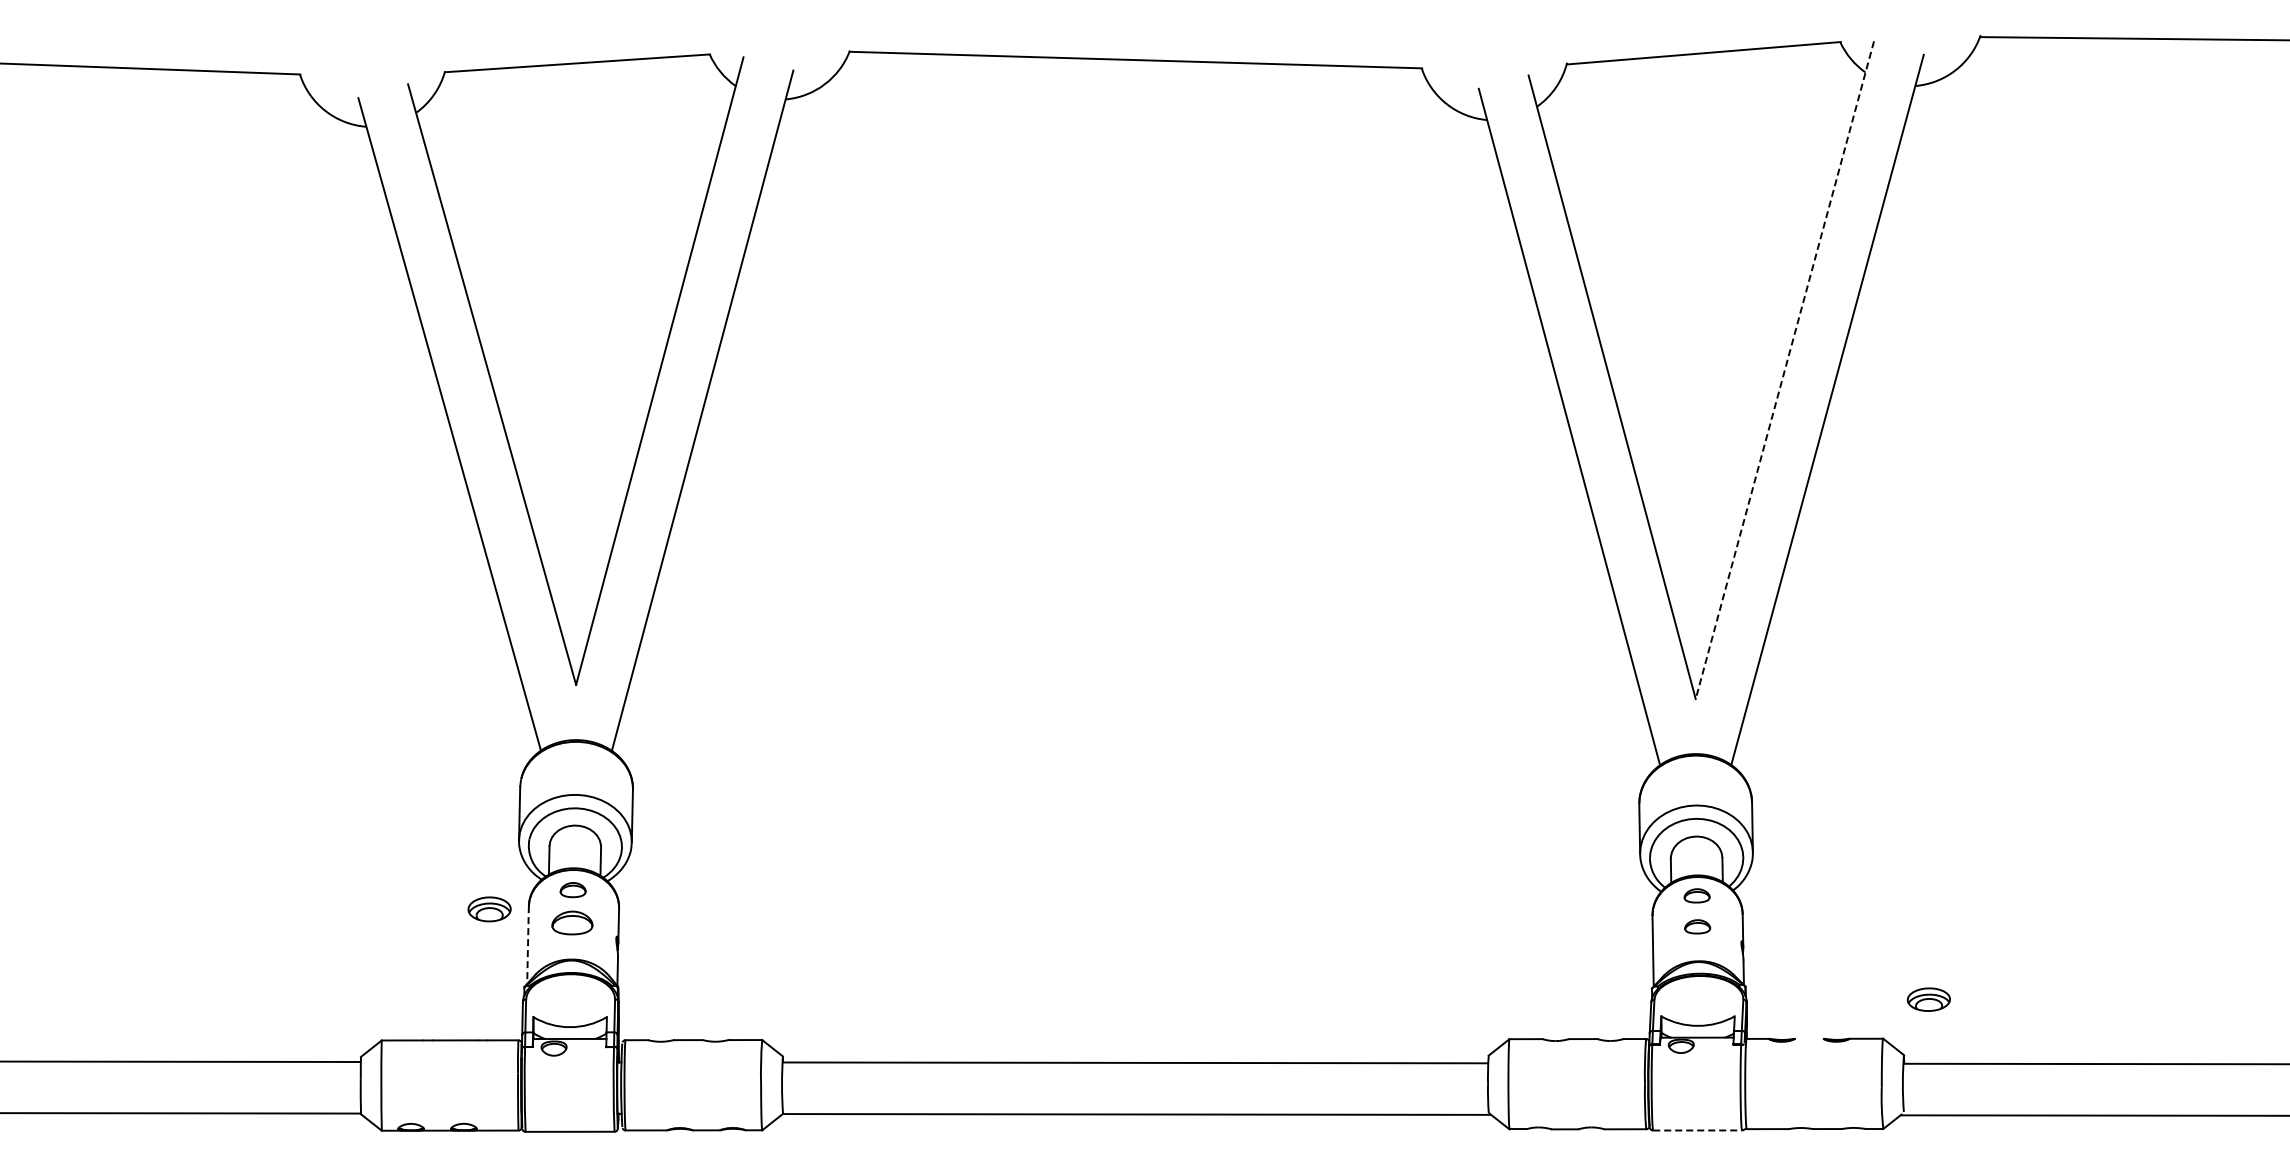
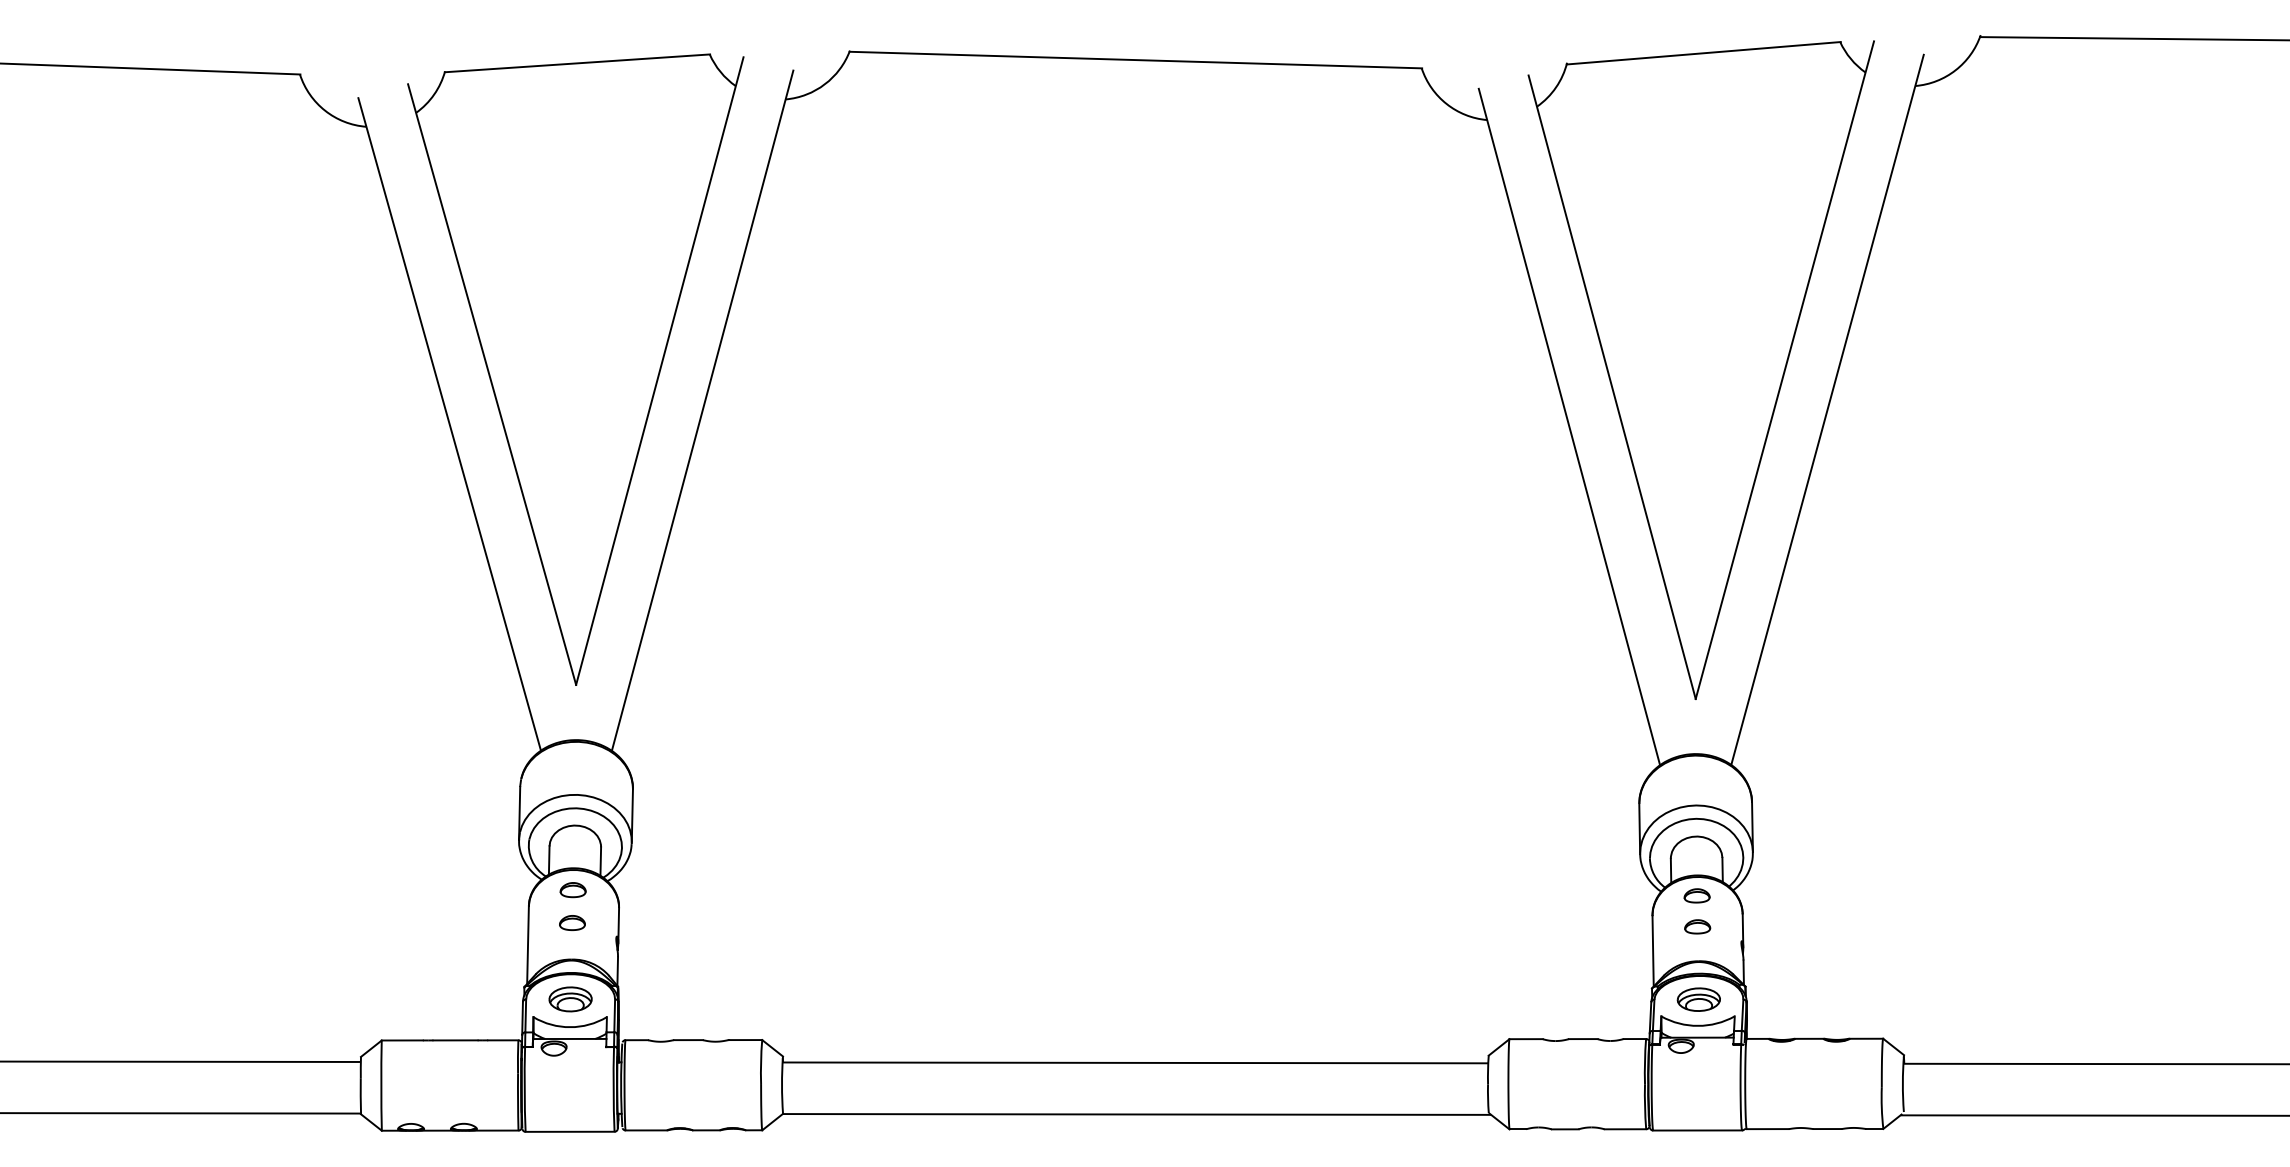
line: dashed -> solid (1784, 370)
part position: (489, 909) -> (570, 999) (570, 999)
part size: 43x26 px -> 27x16 px (572, 922)
line: dashed -> solid (528, 945)
part position: (1928, 999) -> (1698, 999) (1698, 999)
line: none -> present (1809, 1038)
line: dashed -> solid (1698, 1130)
